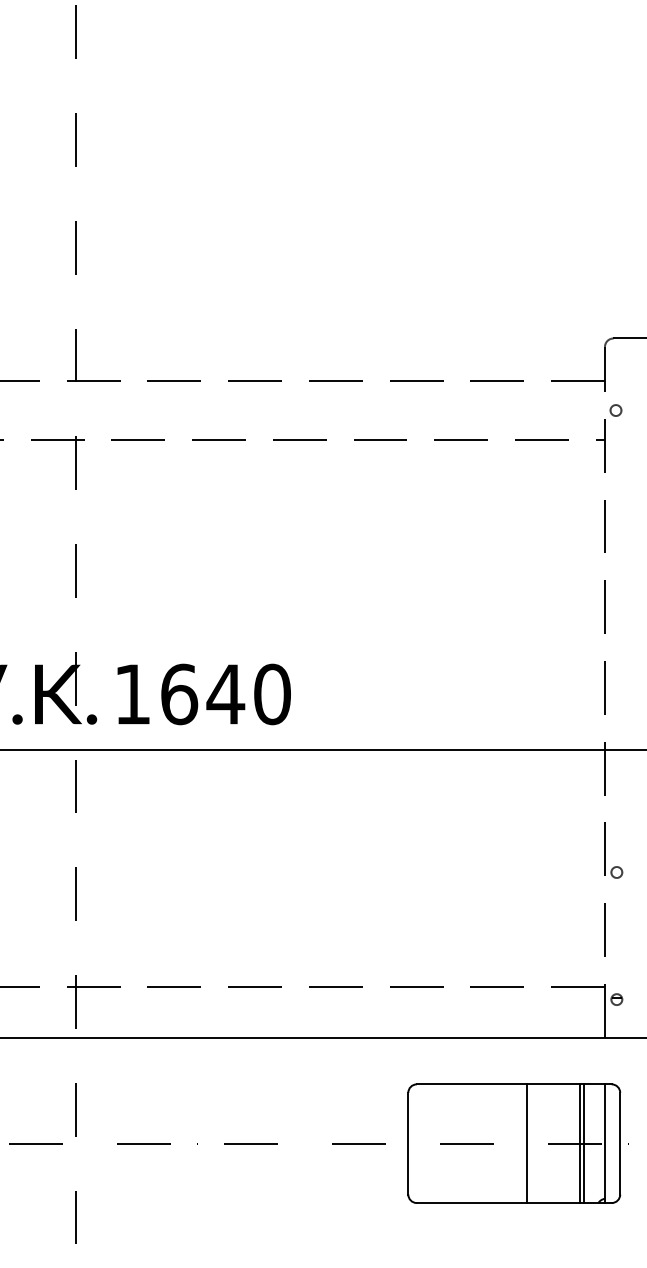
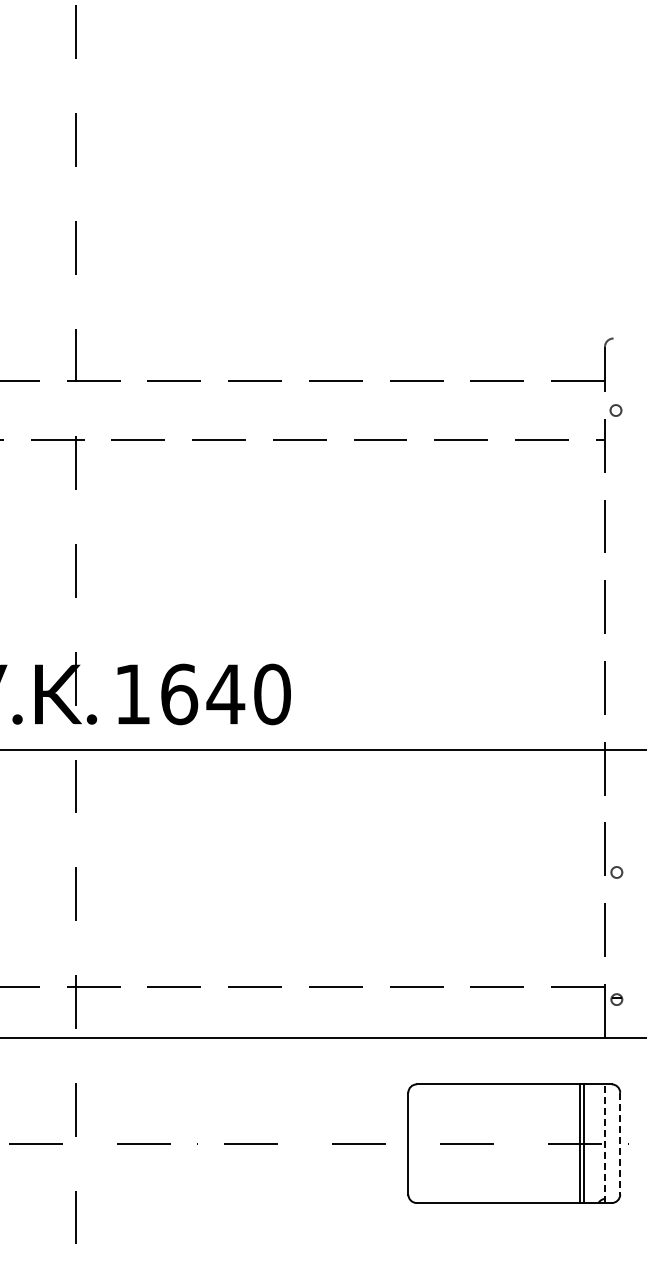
line: present -> none (628, 338)
line: present -> none (526, 1143)
line: solid -> dashed (604, 1143)
line: solid -> dashed (620, 1143)
